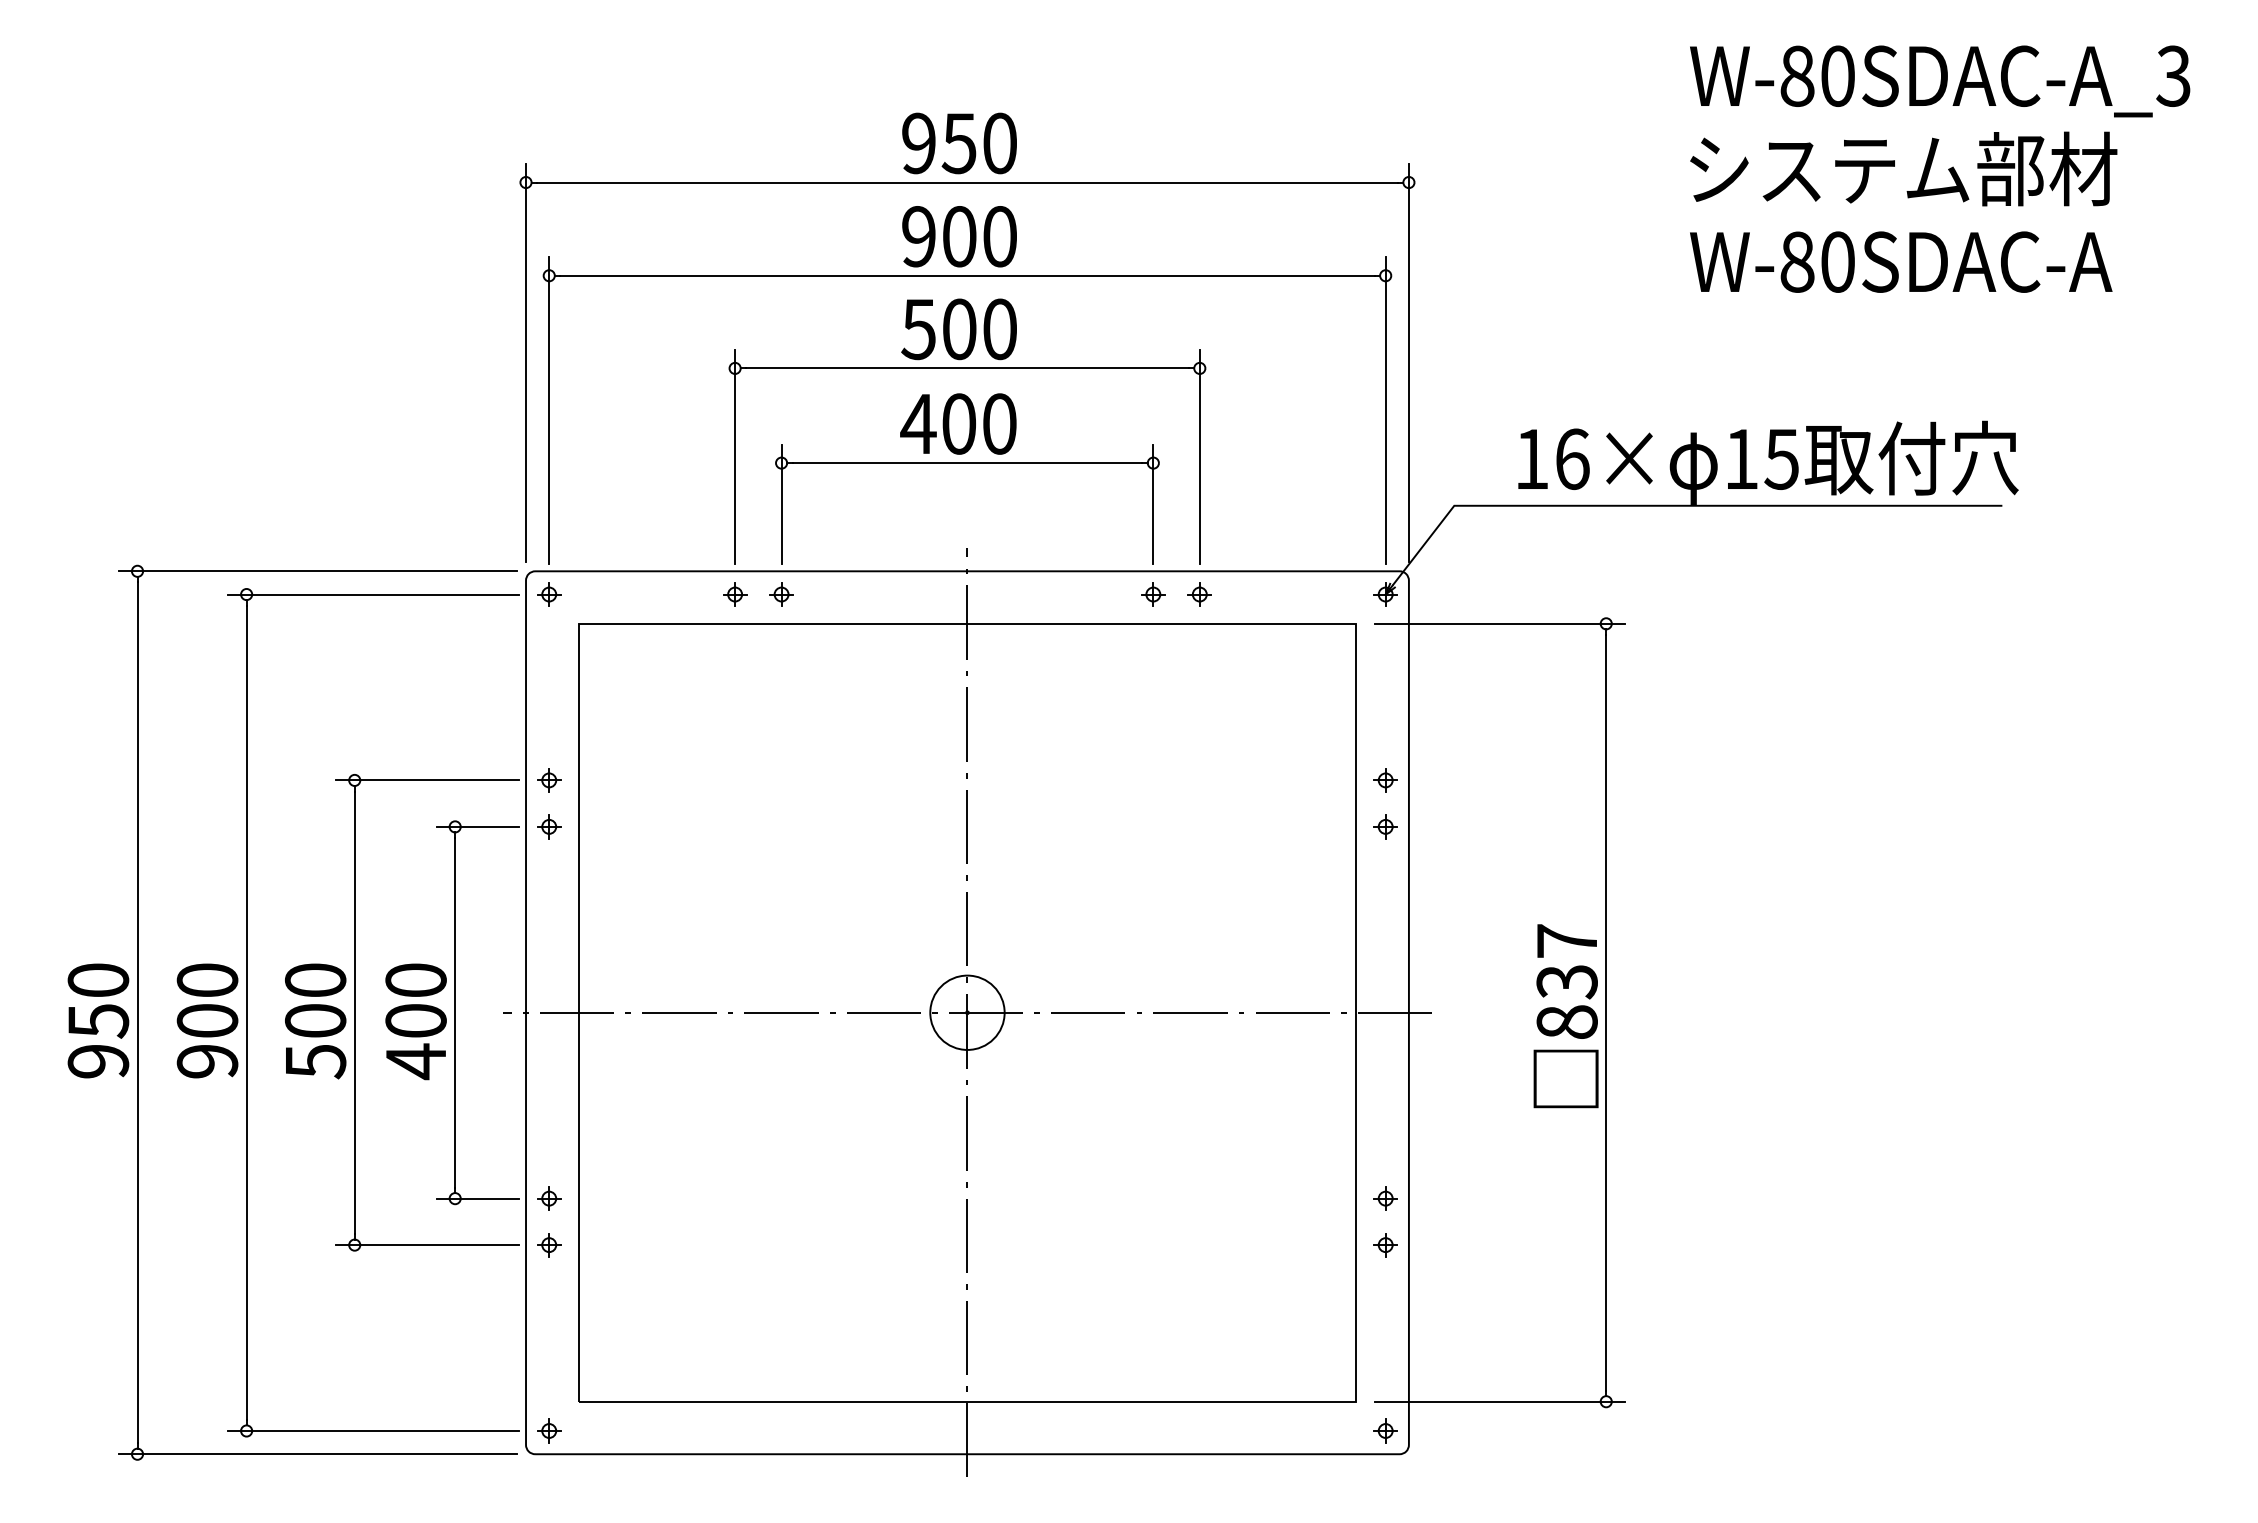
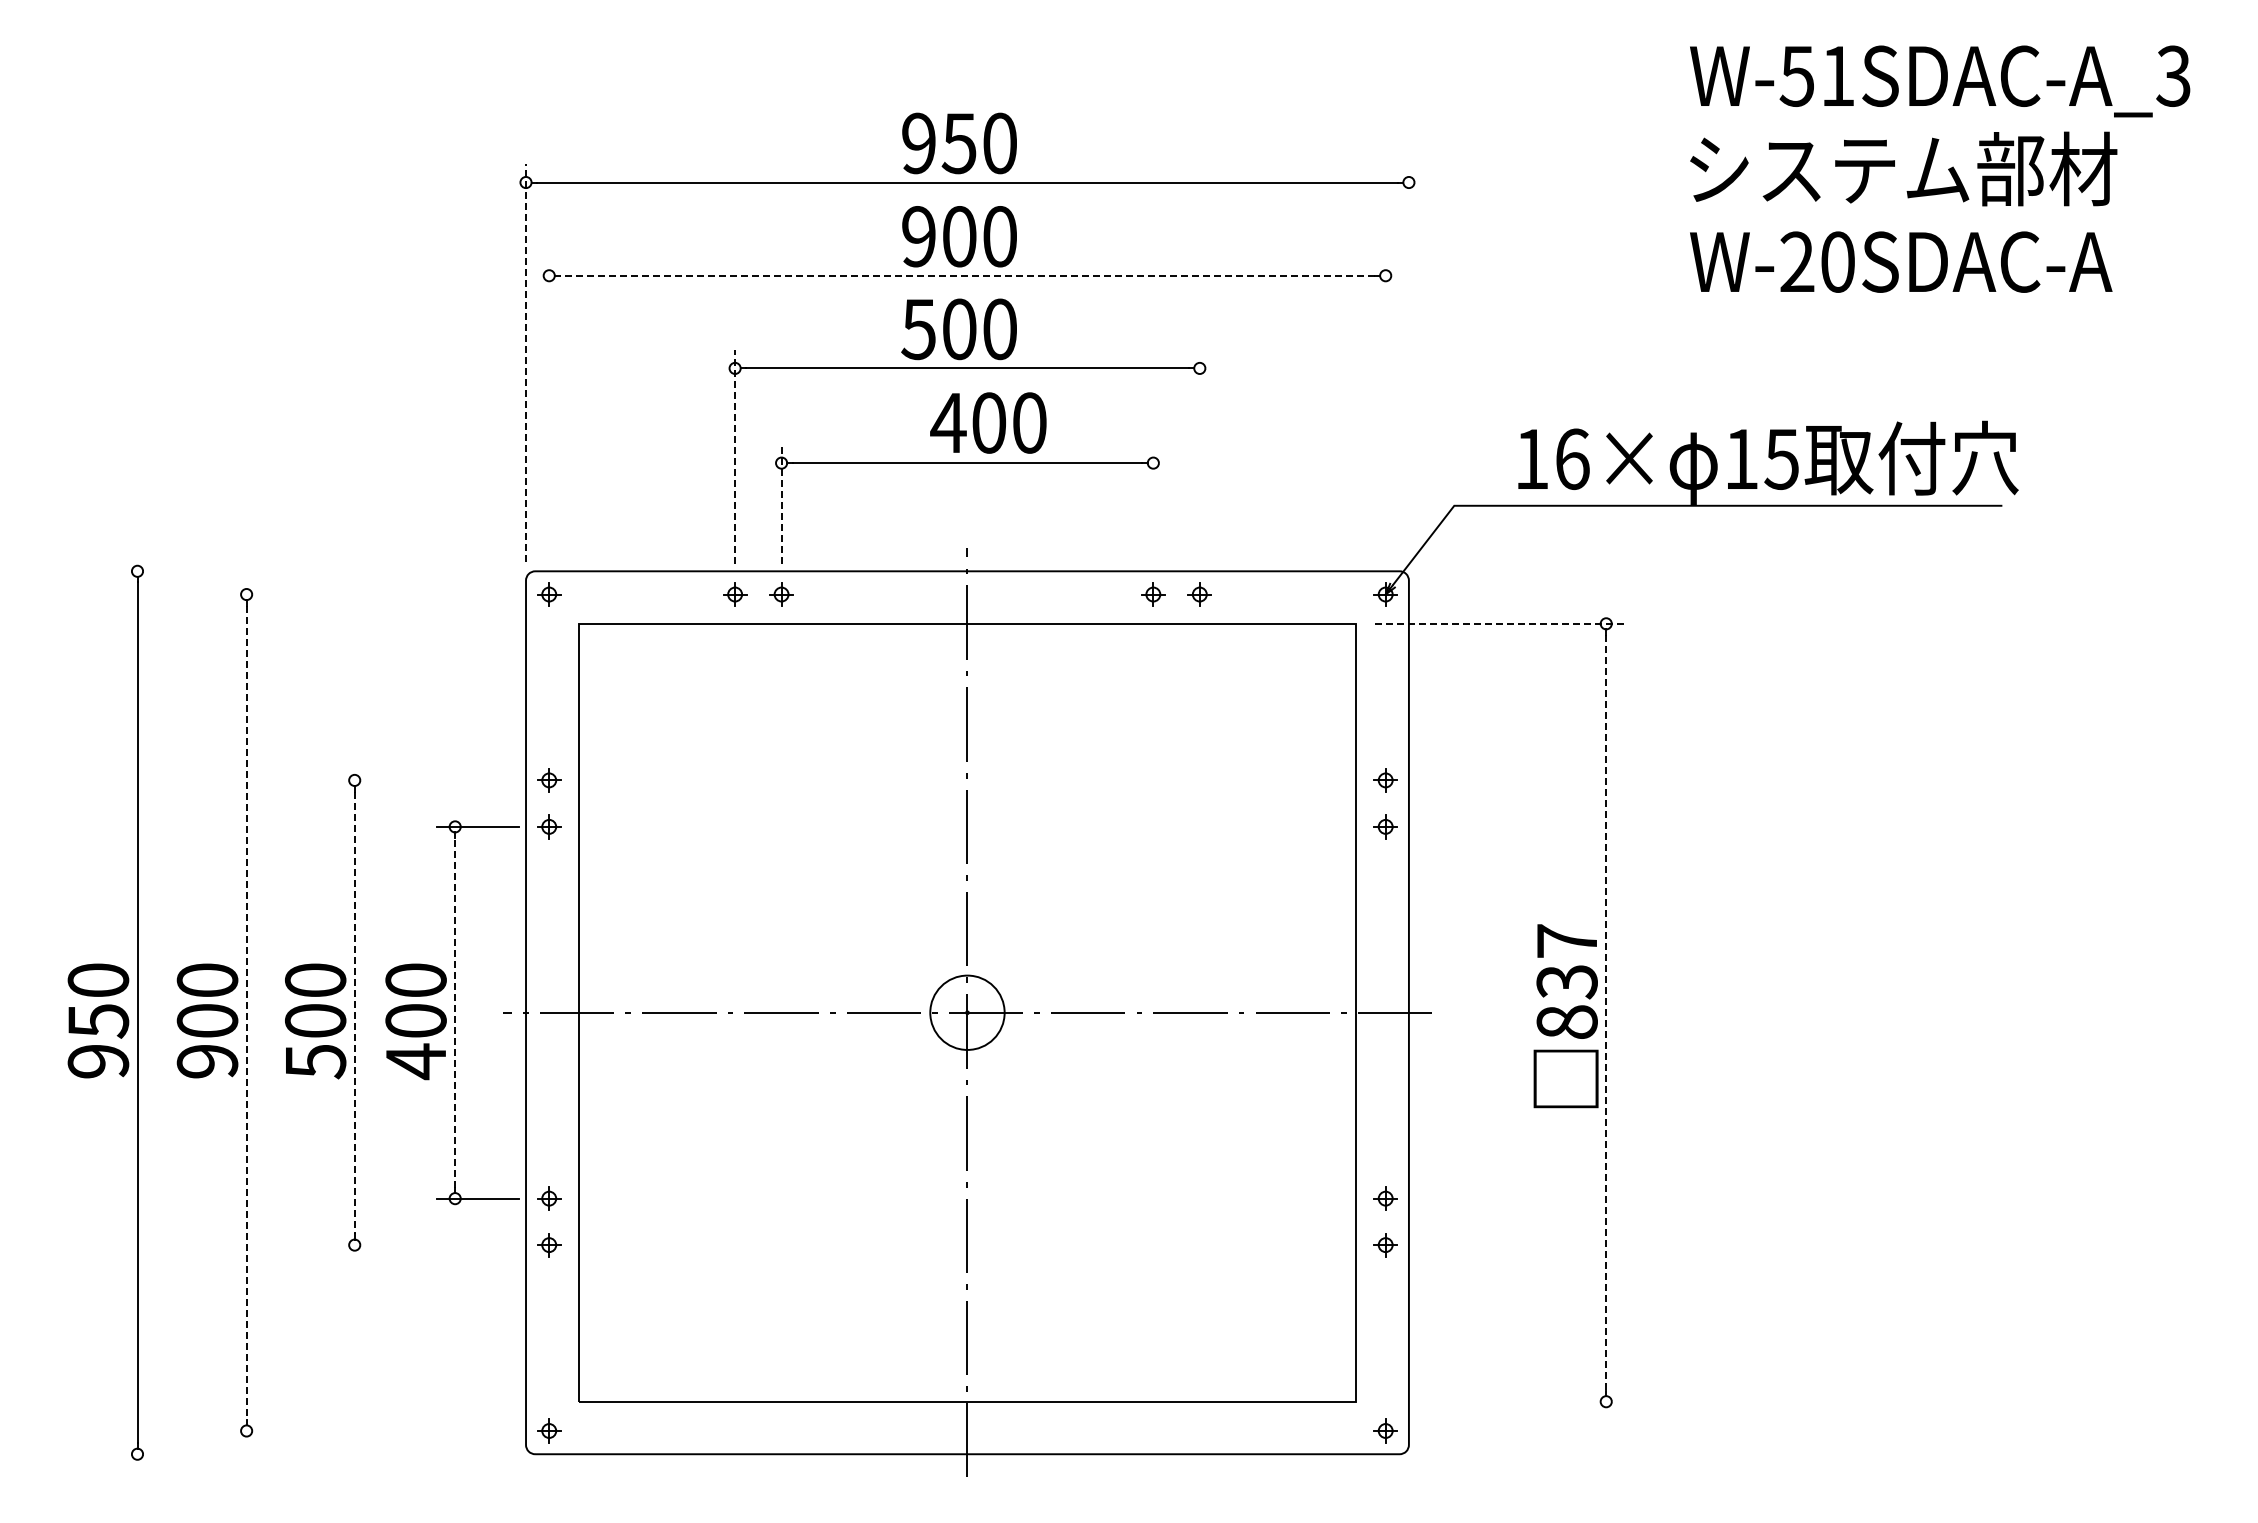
text: W-80SDAC-A_3 -> W-51SDAC-A_3 (1816, 75)
text: W-80SDAC-A -> W-20SDAC-A (1797, 261)
line: solid -> dashed (966, 275)
line: solid -> dashed (526, 362)
line: present -> none (1408, 362)
line: present -> none (549, 410)
line: present -> none (1385, 410)
text position: (958, 423) -> (988, 422) (988, 422)
line: solid -> dashed (735, 456)
line: present -> none (1199, 456)
line: solid -> dashed (781, 504)
line: present -> none (1153, 504)
line: present -> none (317, 571)
line: present -> none (373, 594)
line: solid -> dashed (1499, 623)
line: present -> none (427, 780)
line: solid -> dashed (455, 1012)
line: solid -> dashed (1606, 1012)
line: solid -> dashed (246, 1013)
line: solid -> dashed (354, 1013)
line: present -> none (427, 1245)
line: present -> none (1499, 1401)
line: present -> none (373, 1431)
line: present -> none (317, 1454)
